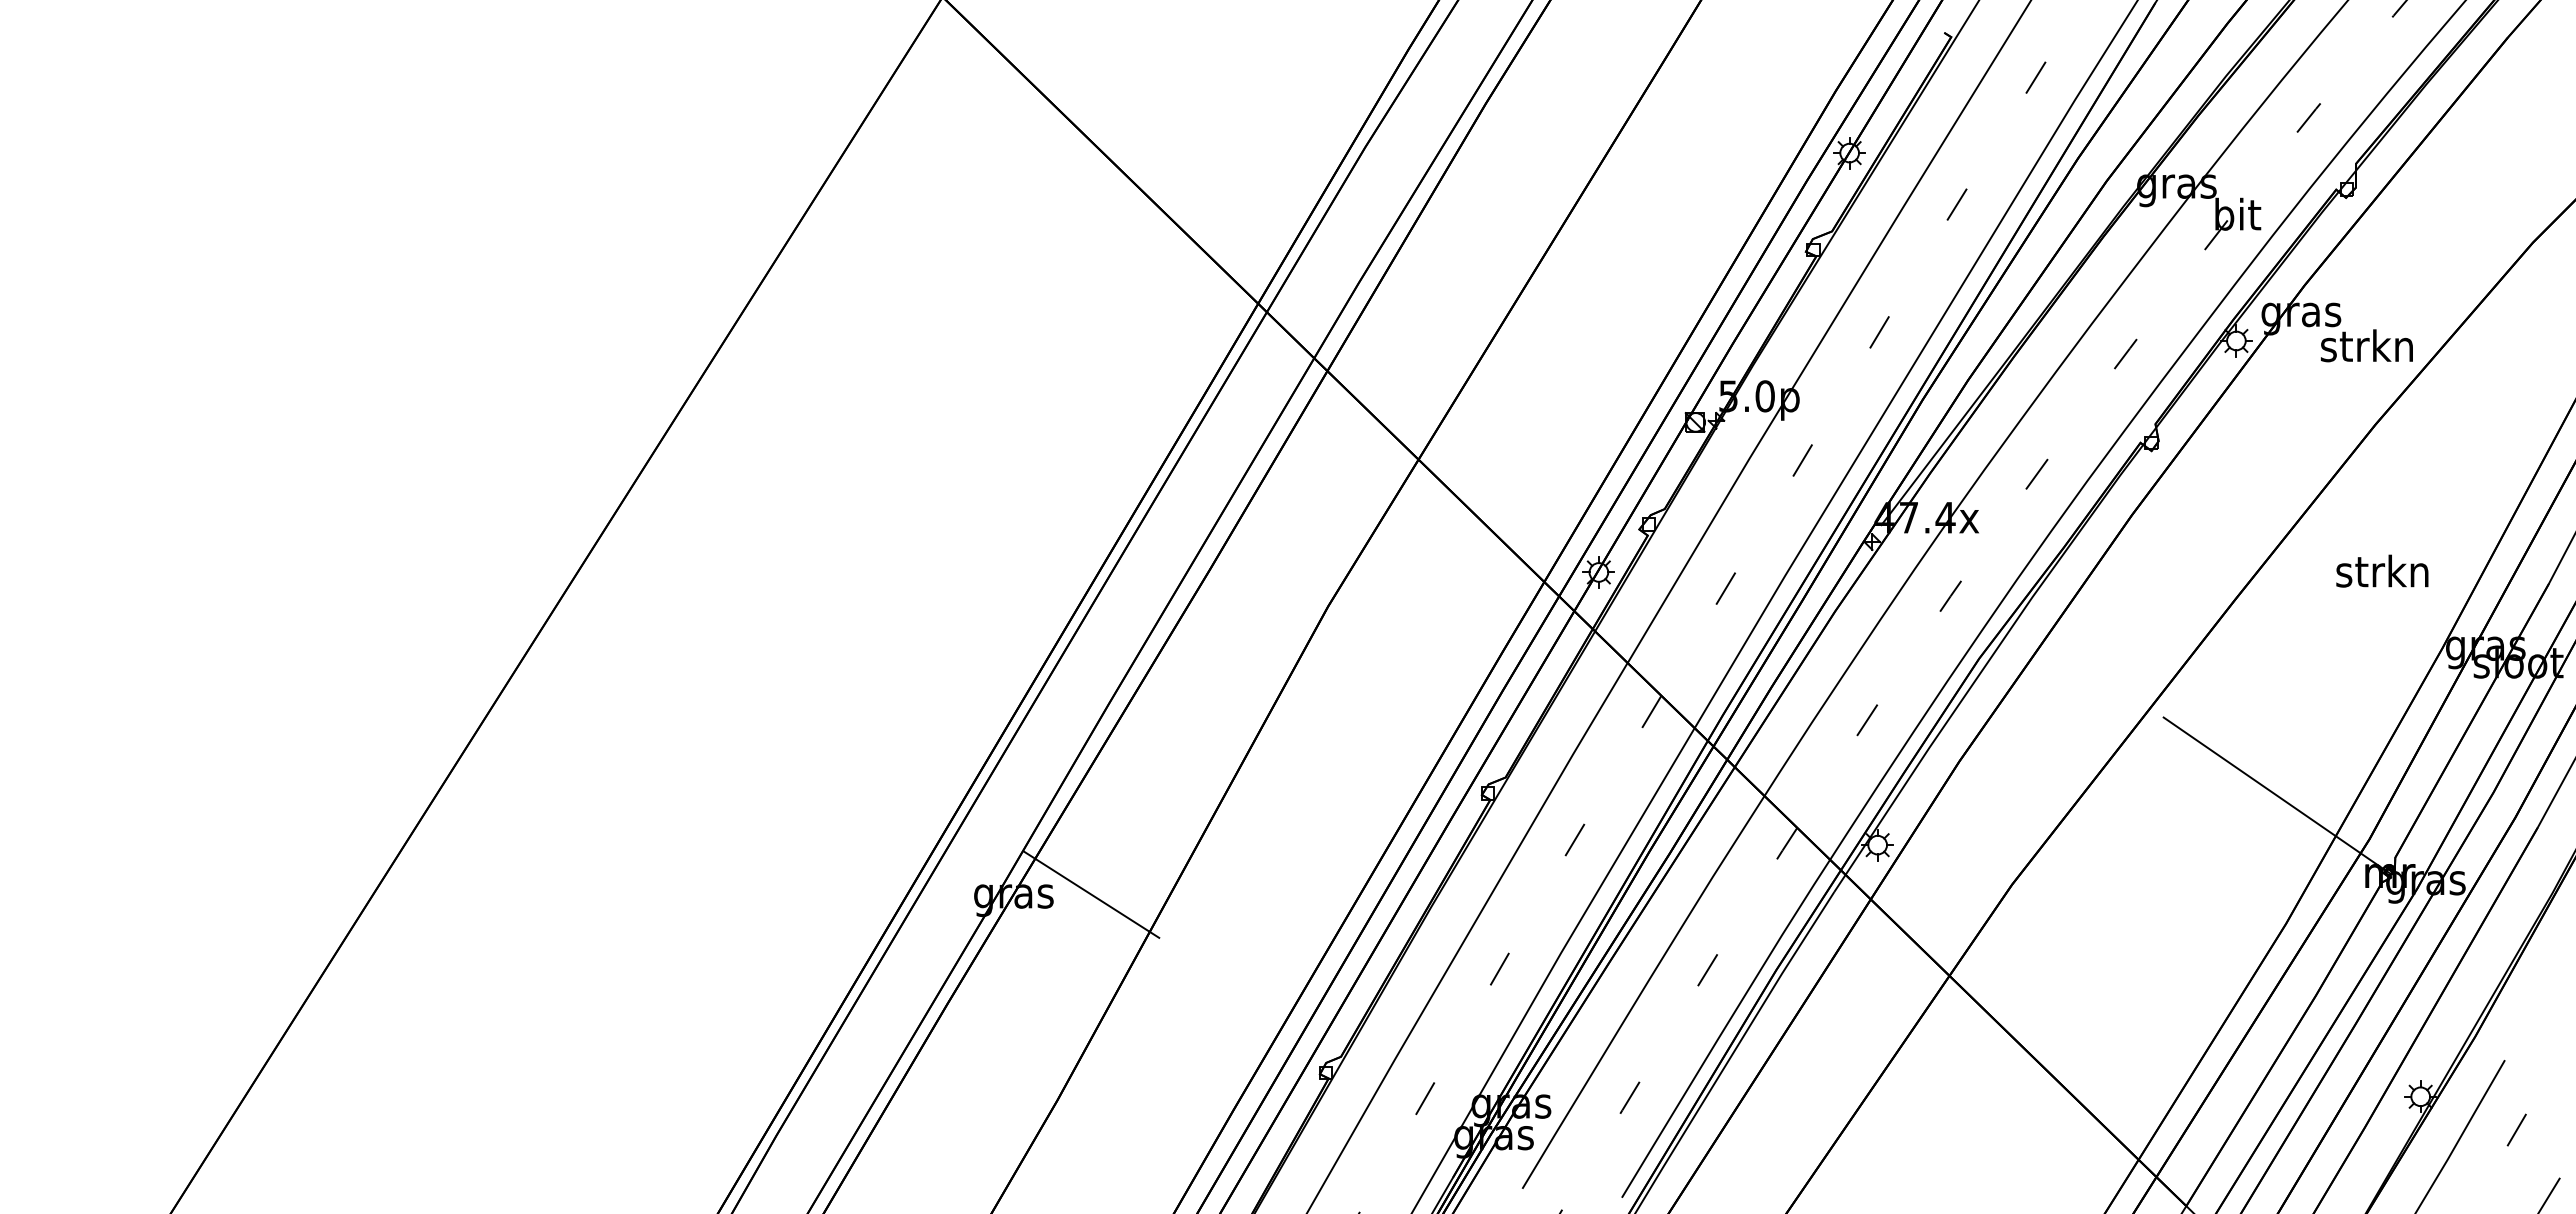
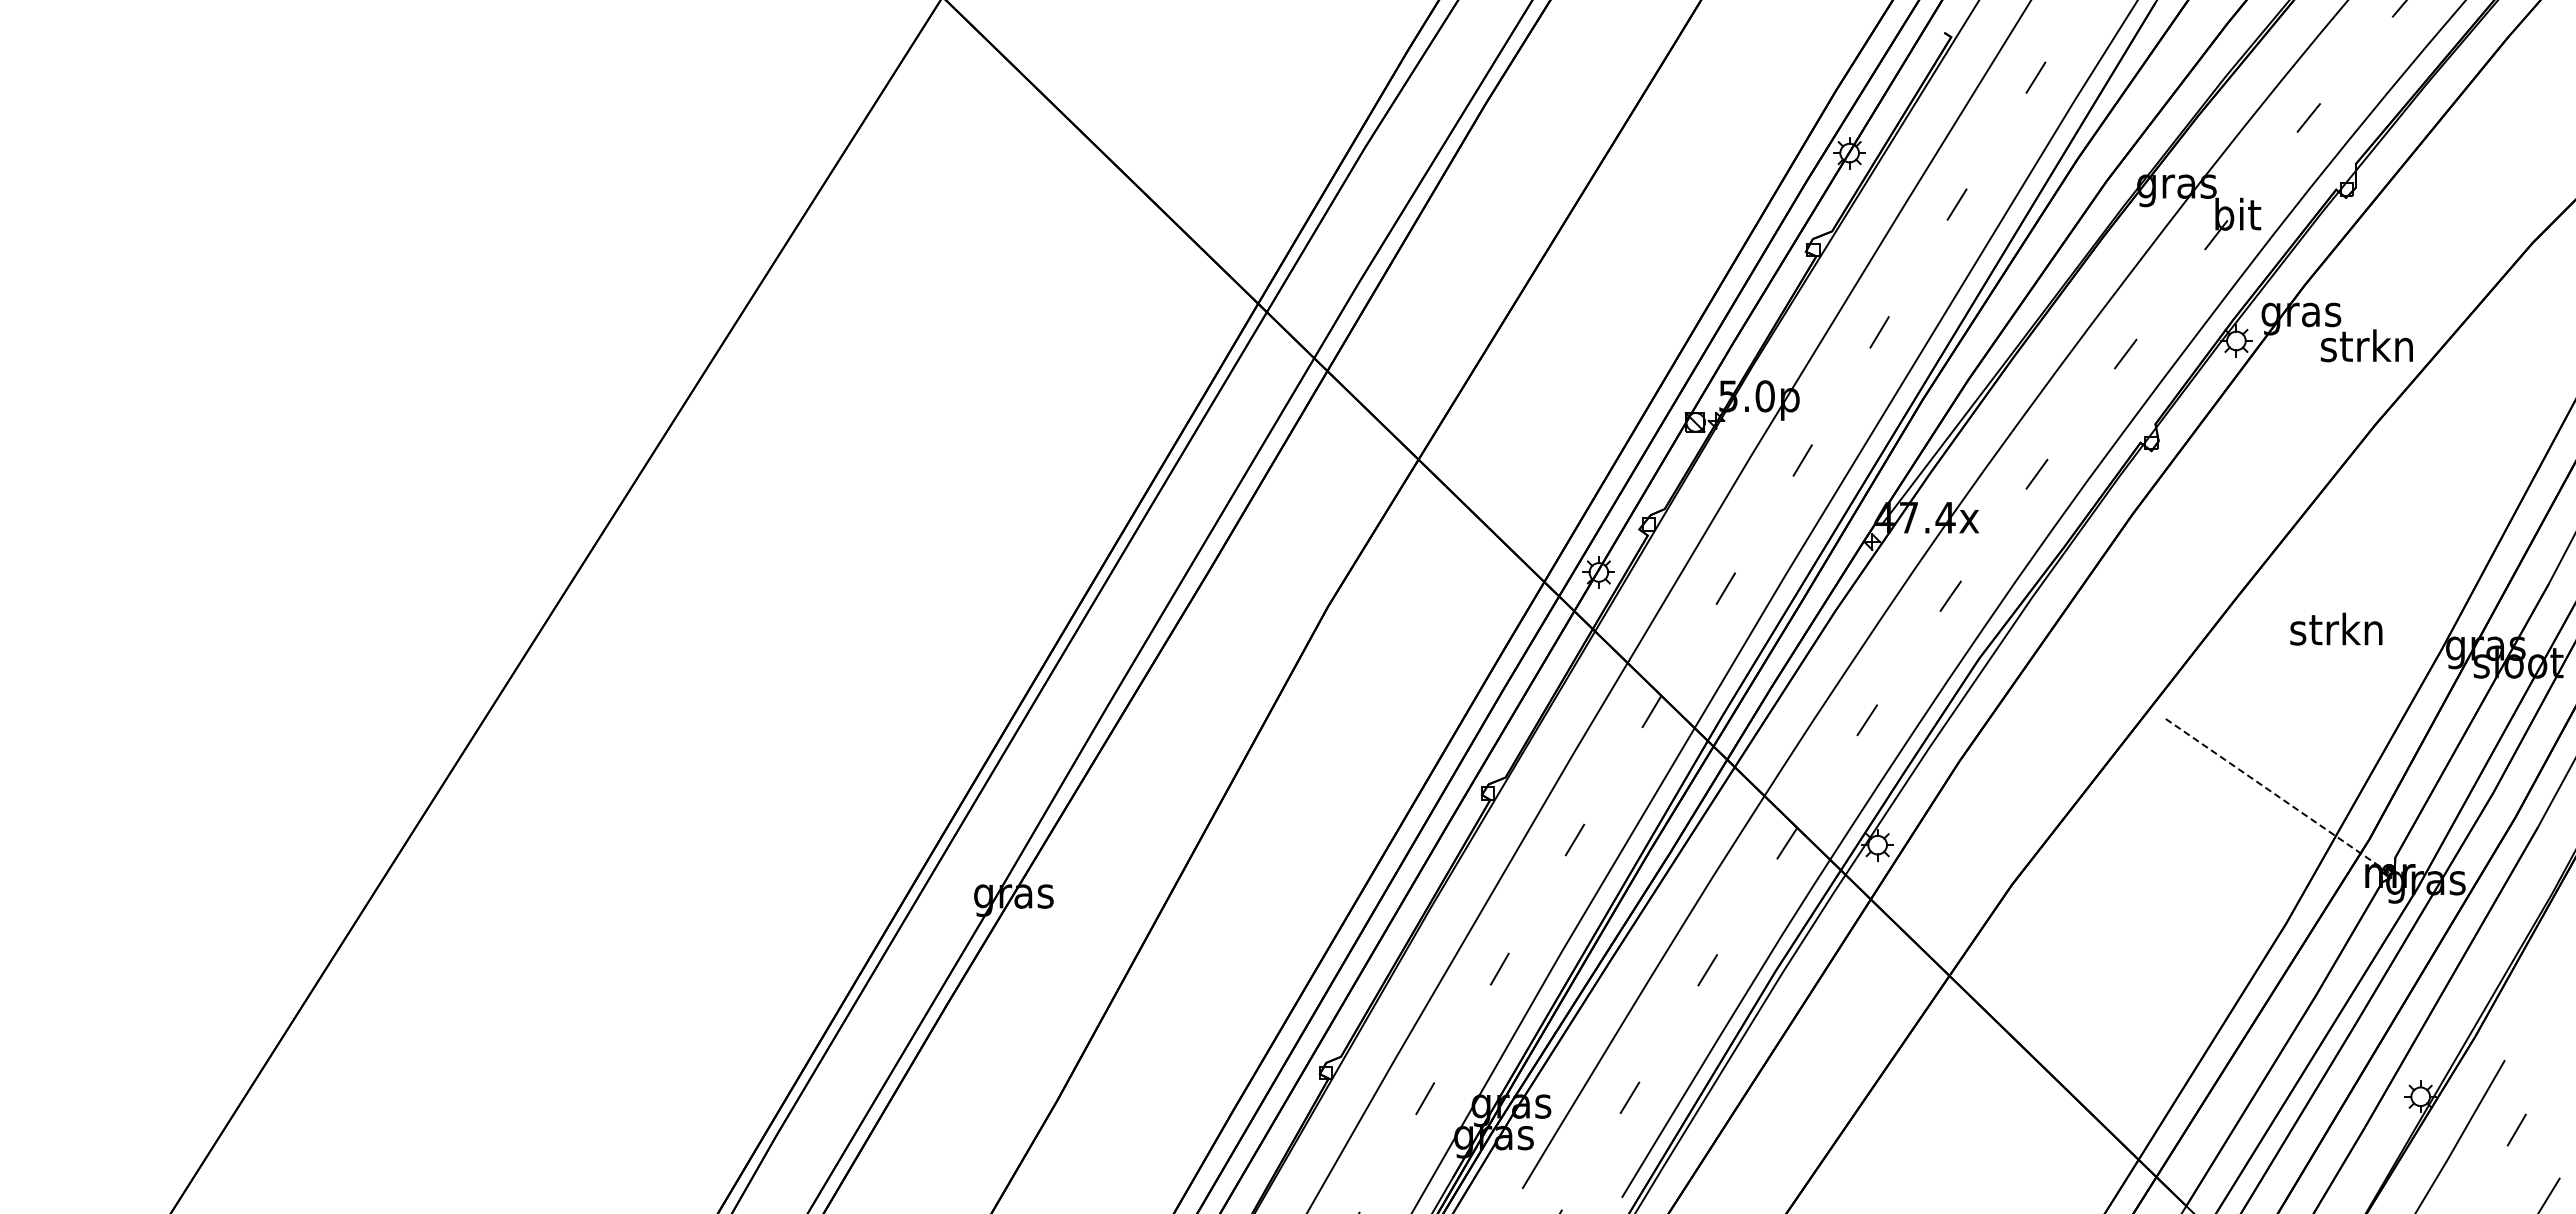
text position: (2382, 570) -> (2336, 628) (2336, 628)
line: solid -> dashed (2276, 795)
line: present -> none (1091, 894)
